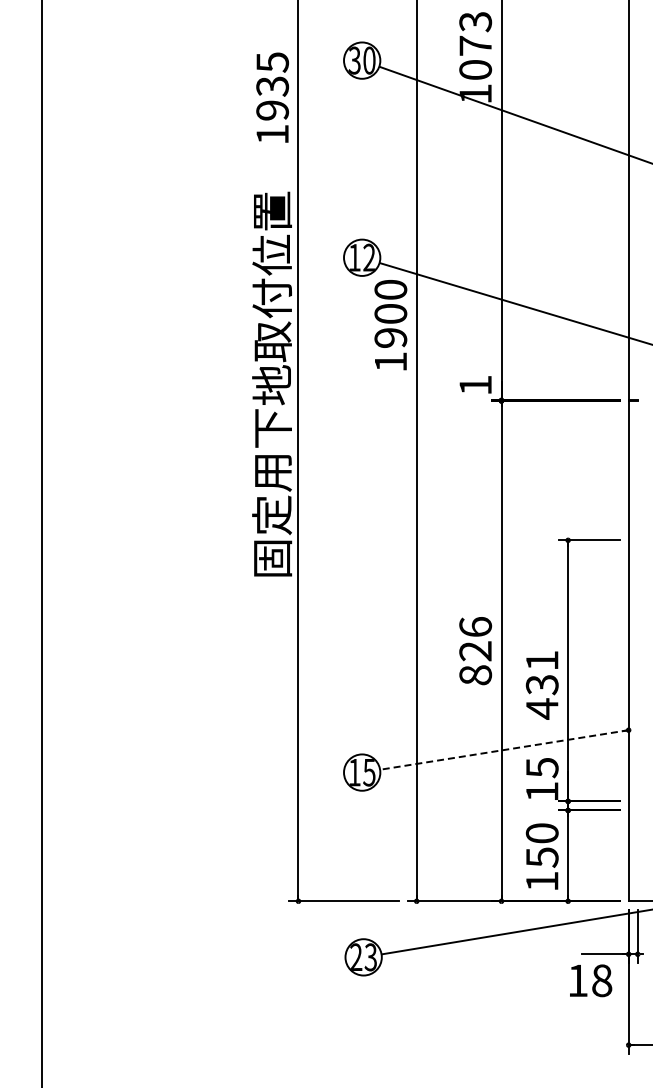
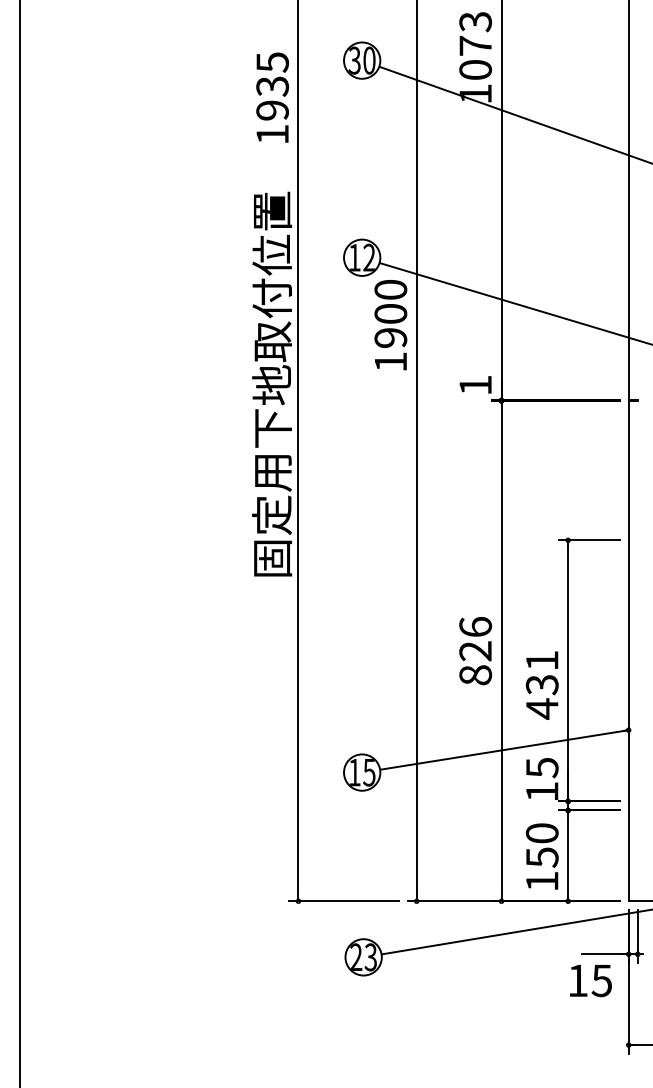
line position: (41, 543) -> (19, 543) (19, 543)
line: dashed -> solid (504, 749)
text: 18 -> 15 (601, 980)
